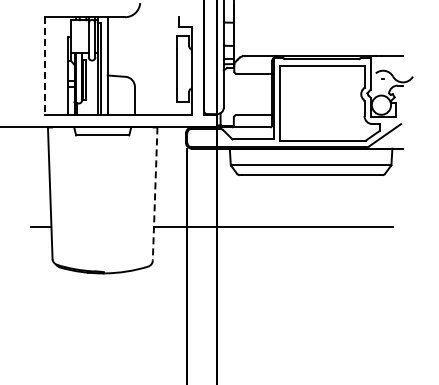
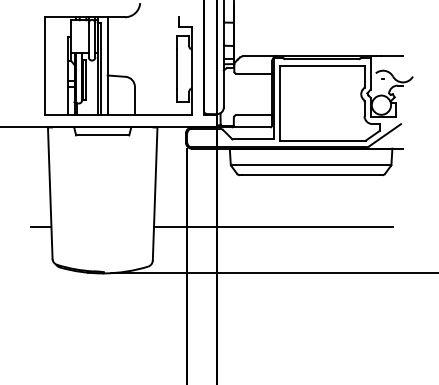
line: dashed -> solid (44, 66)
line: dashed -> solid (155, 193)
line: none -> present (273, 273)
